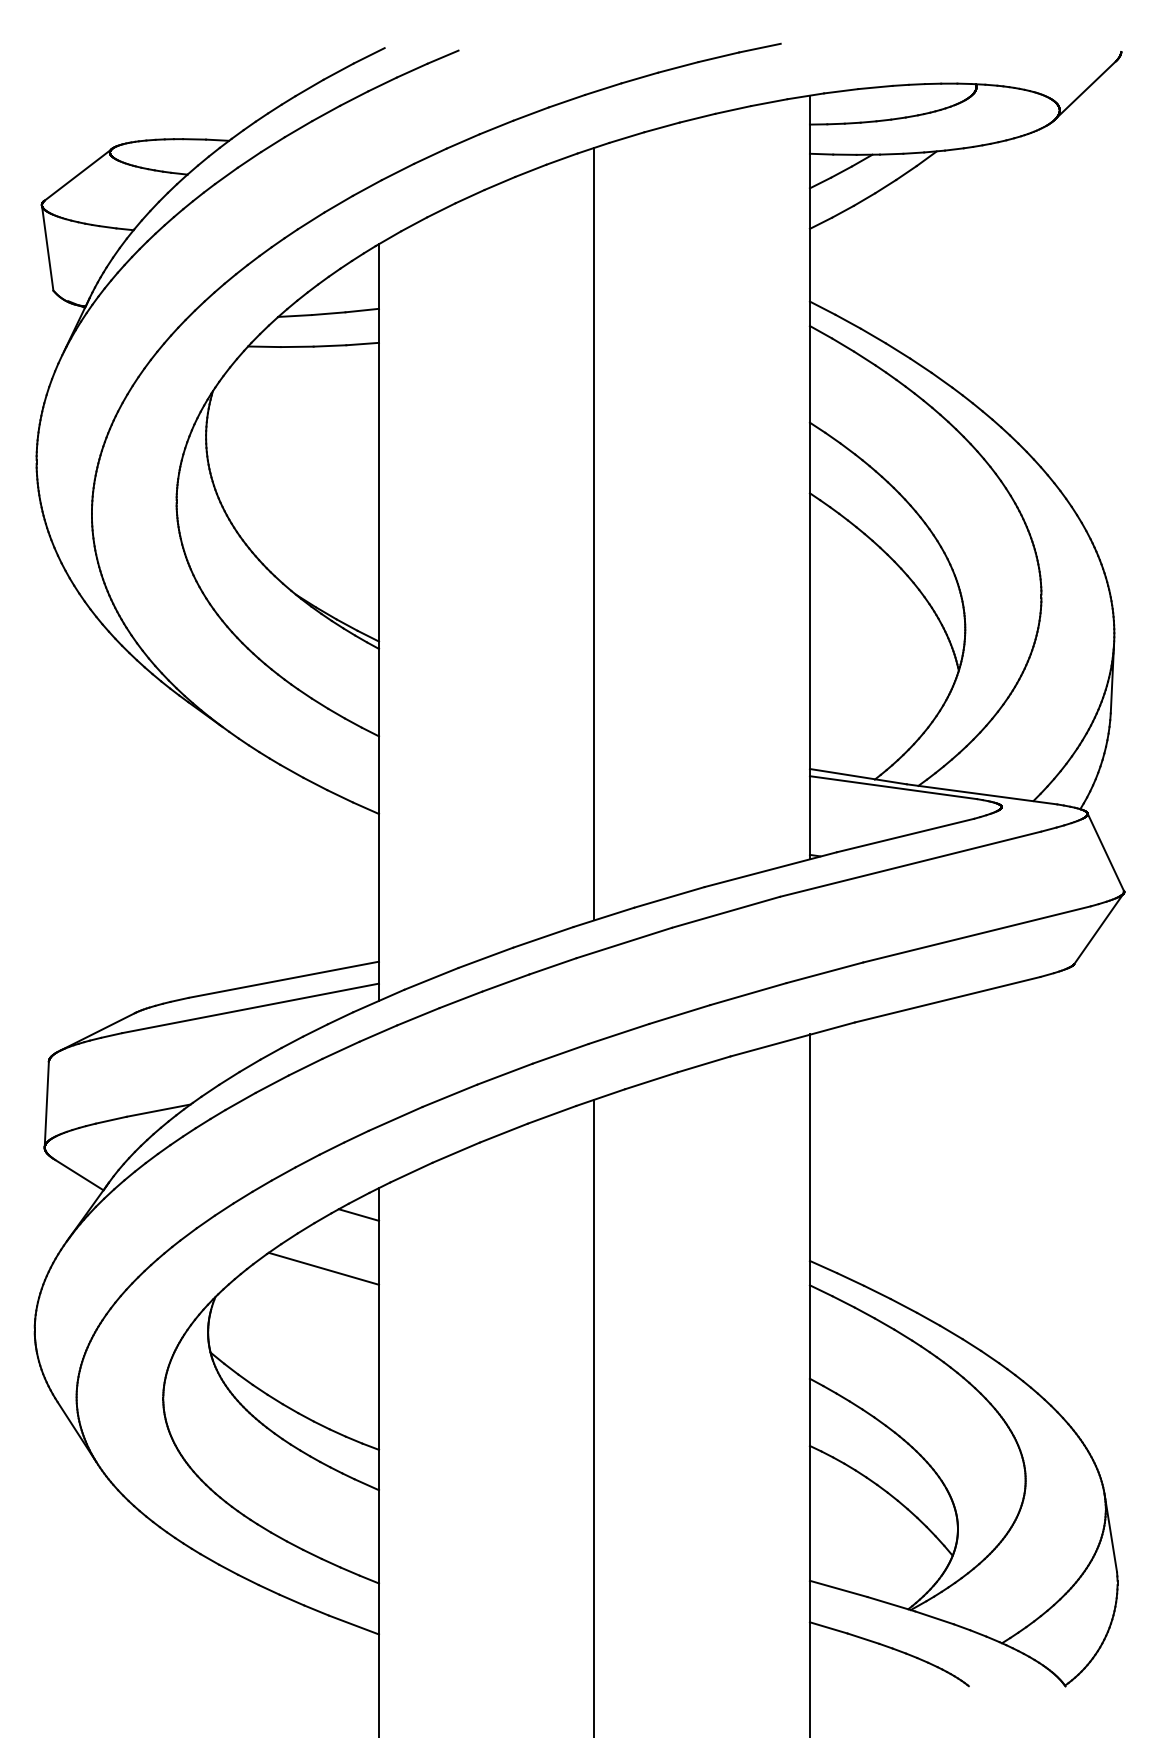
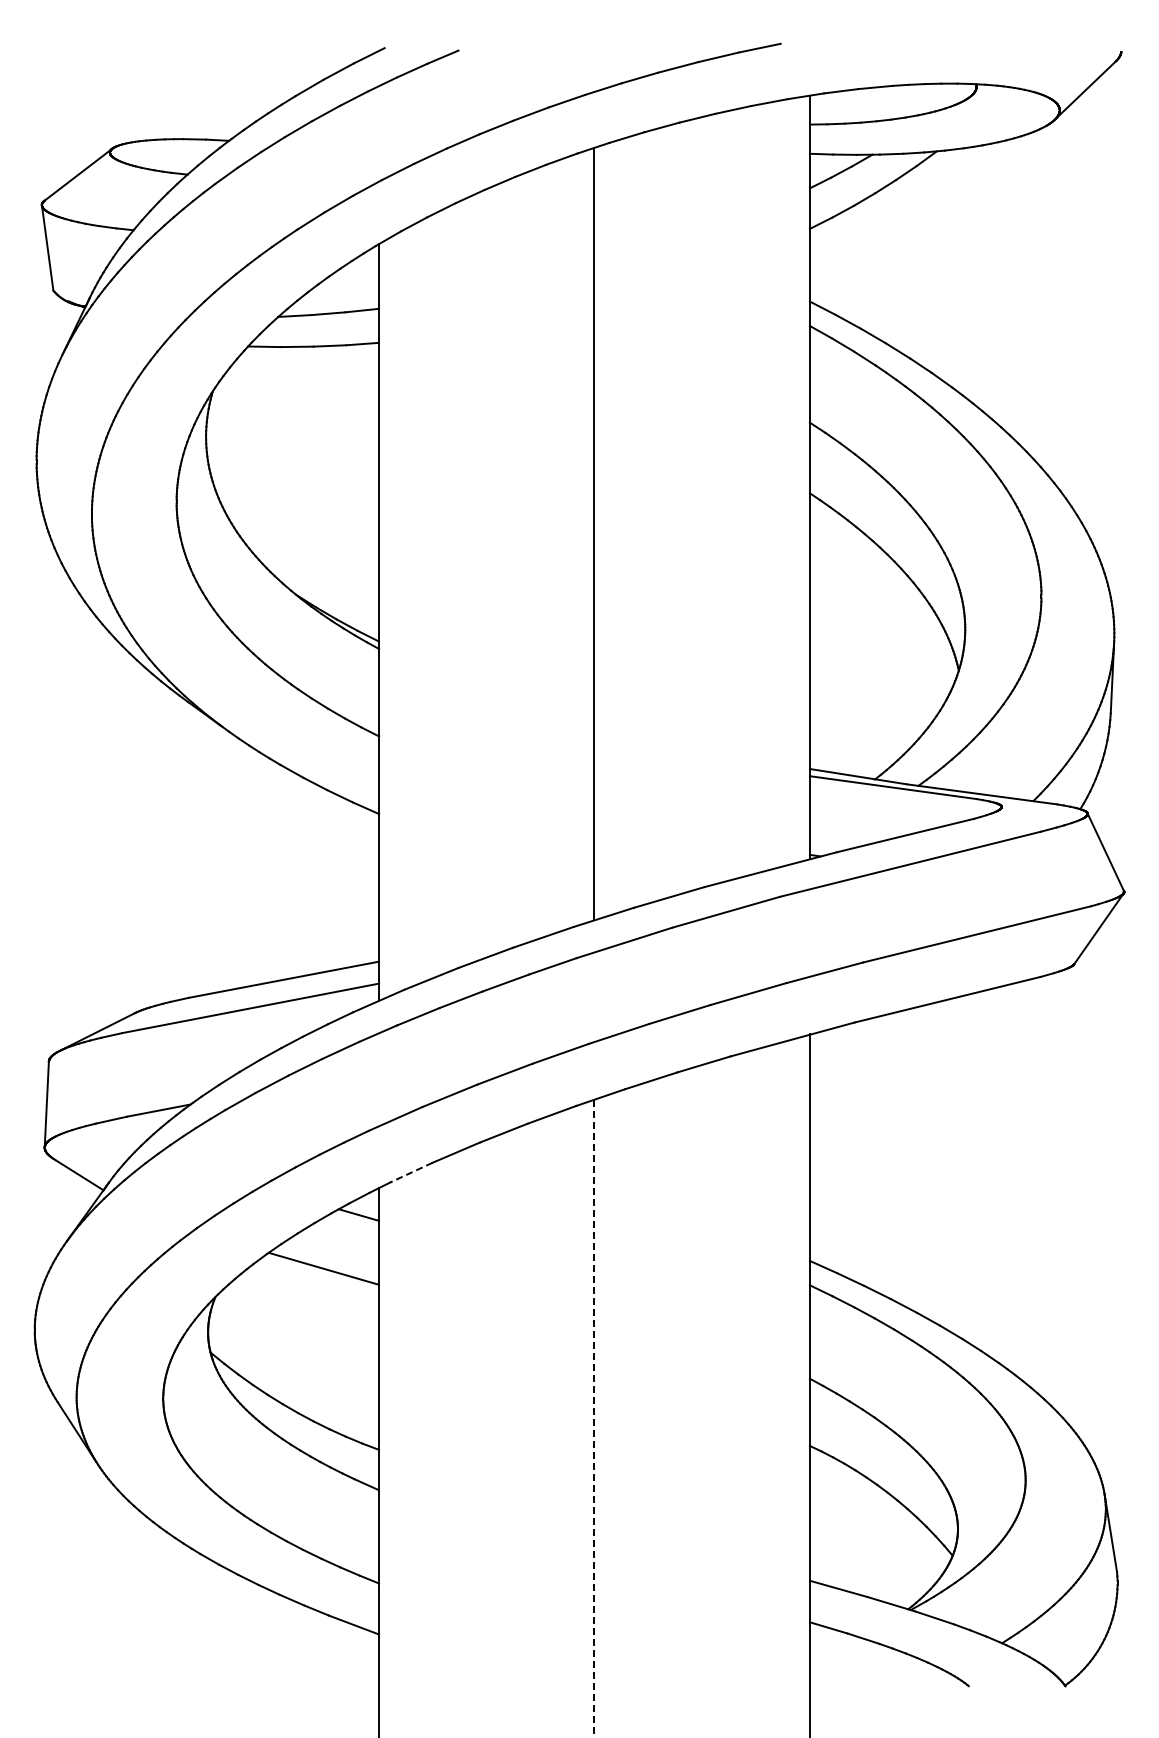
line: solid -> dashed (410, 1172)
line: solid -> dashed (594, 1418)
